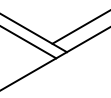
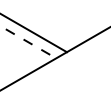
line: present -> none (79, 27)
line: solid -> dashed (28, 42)
